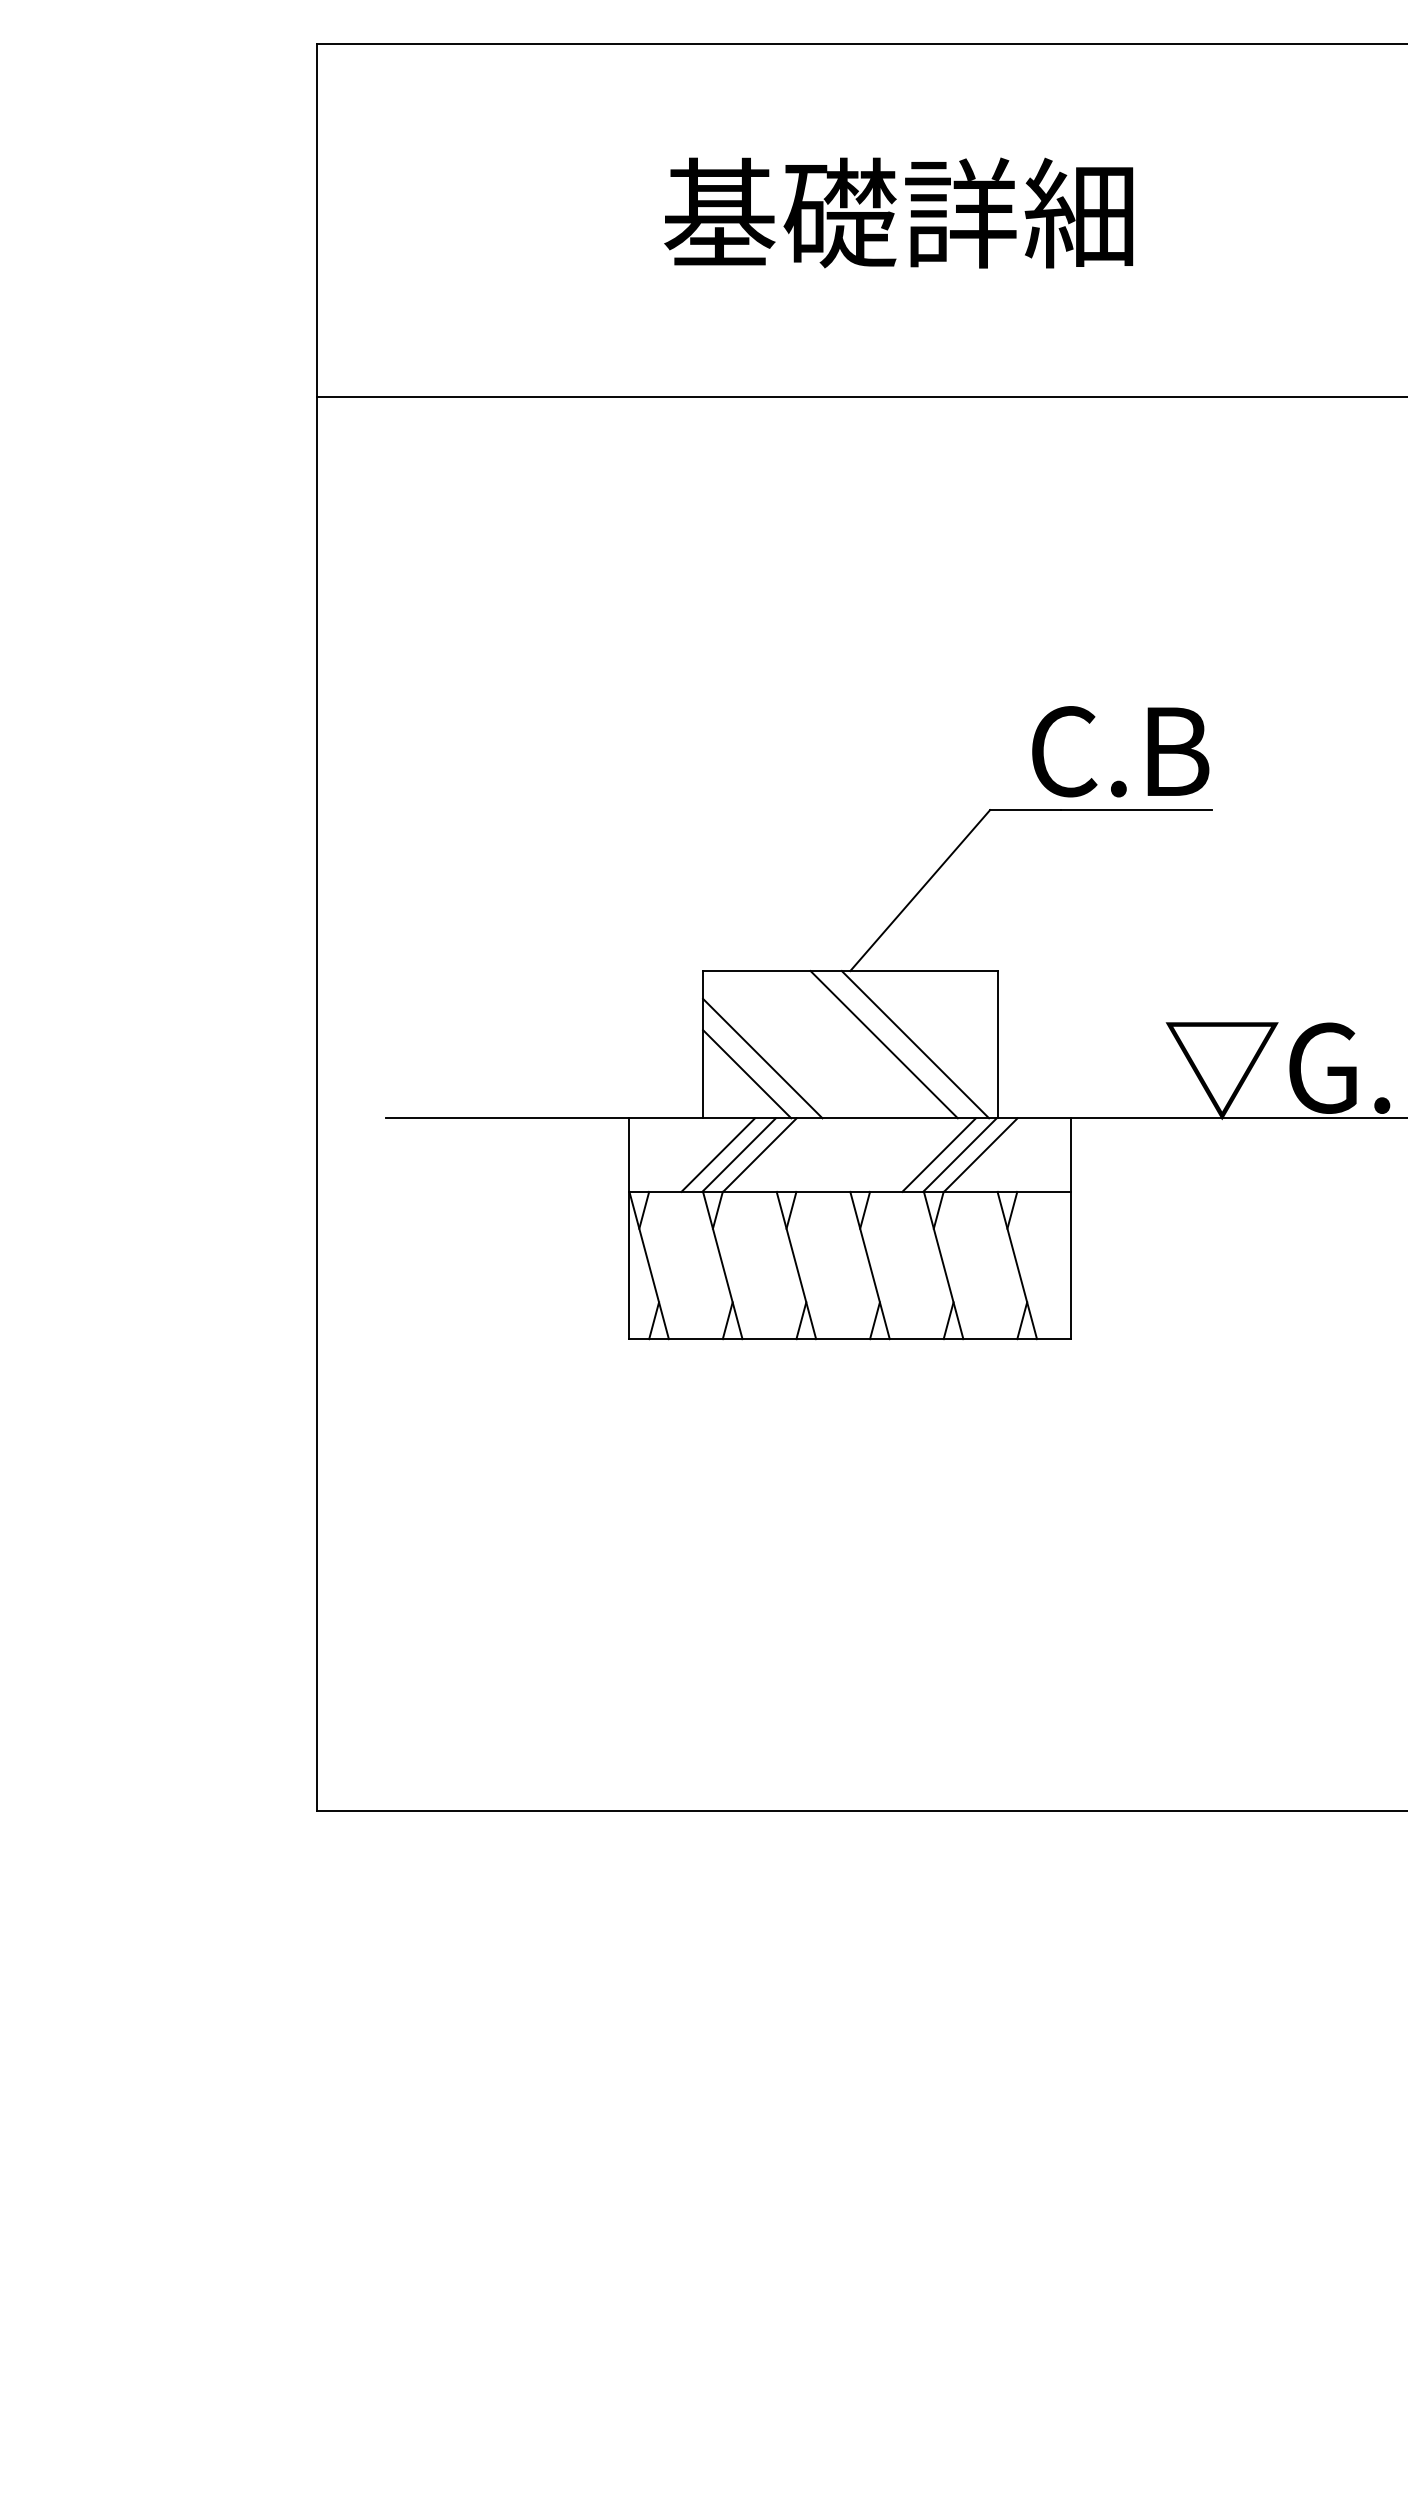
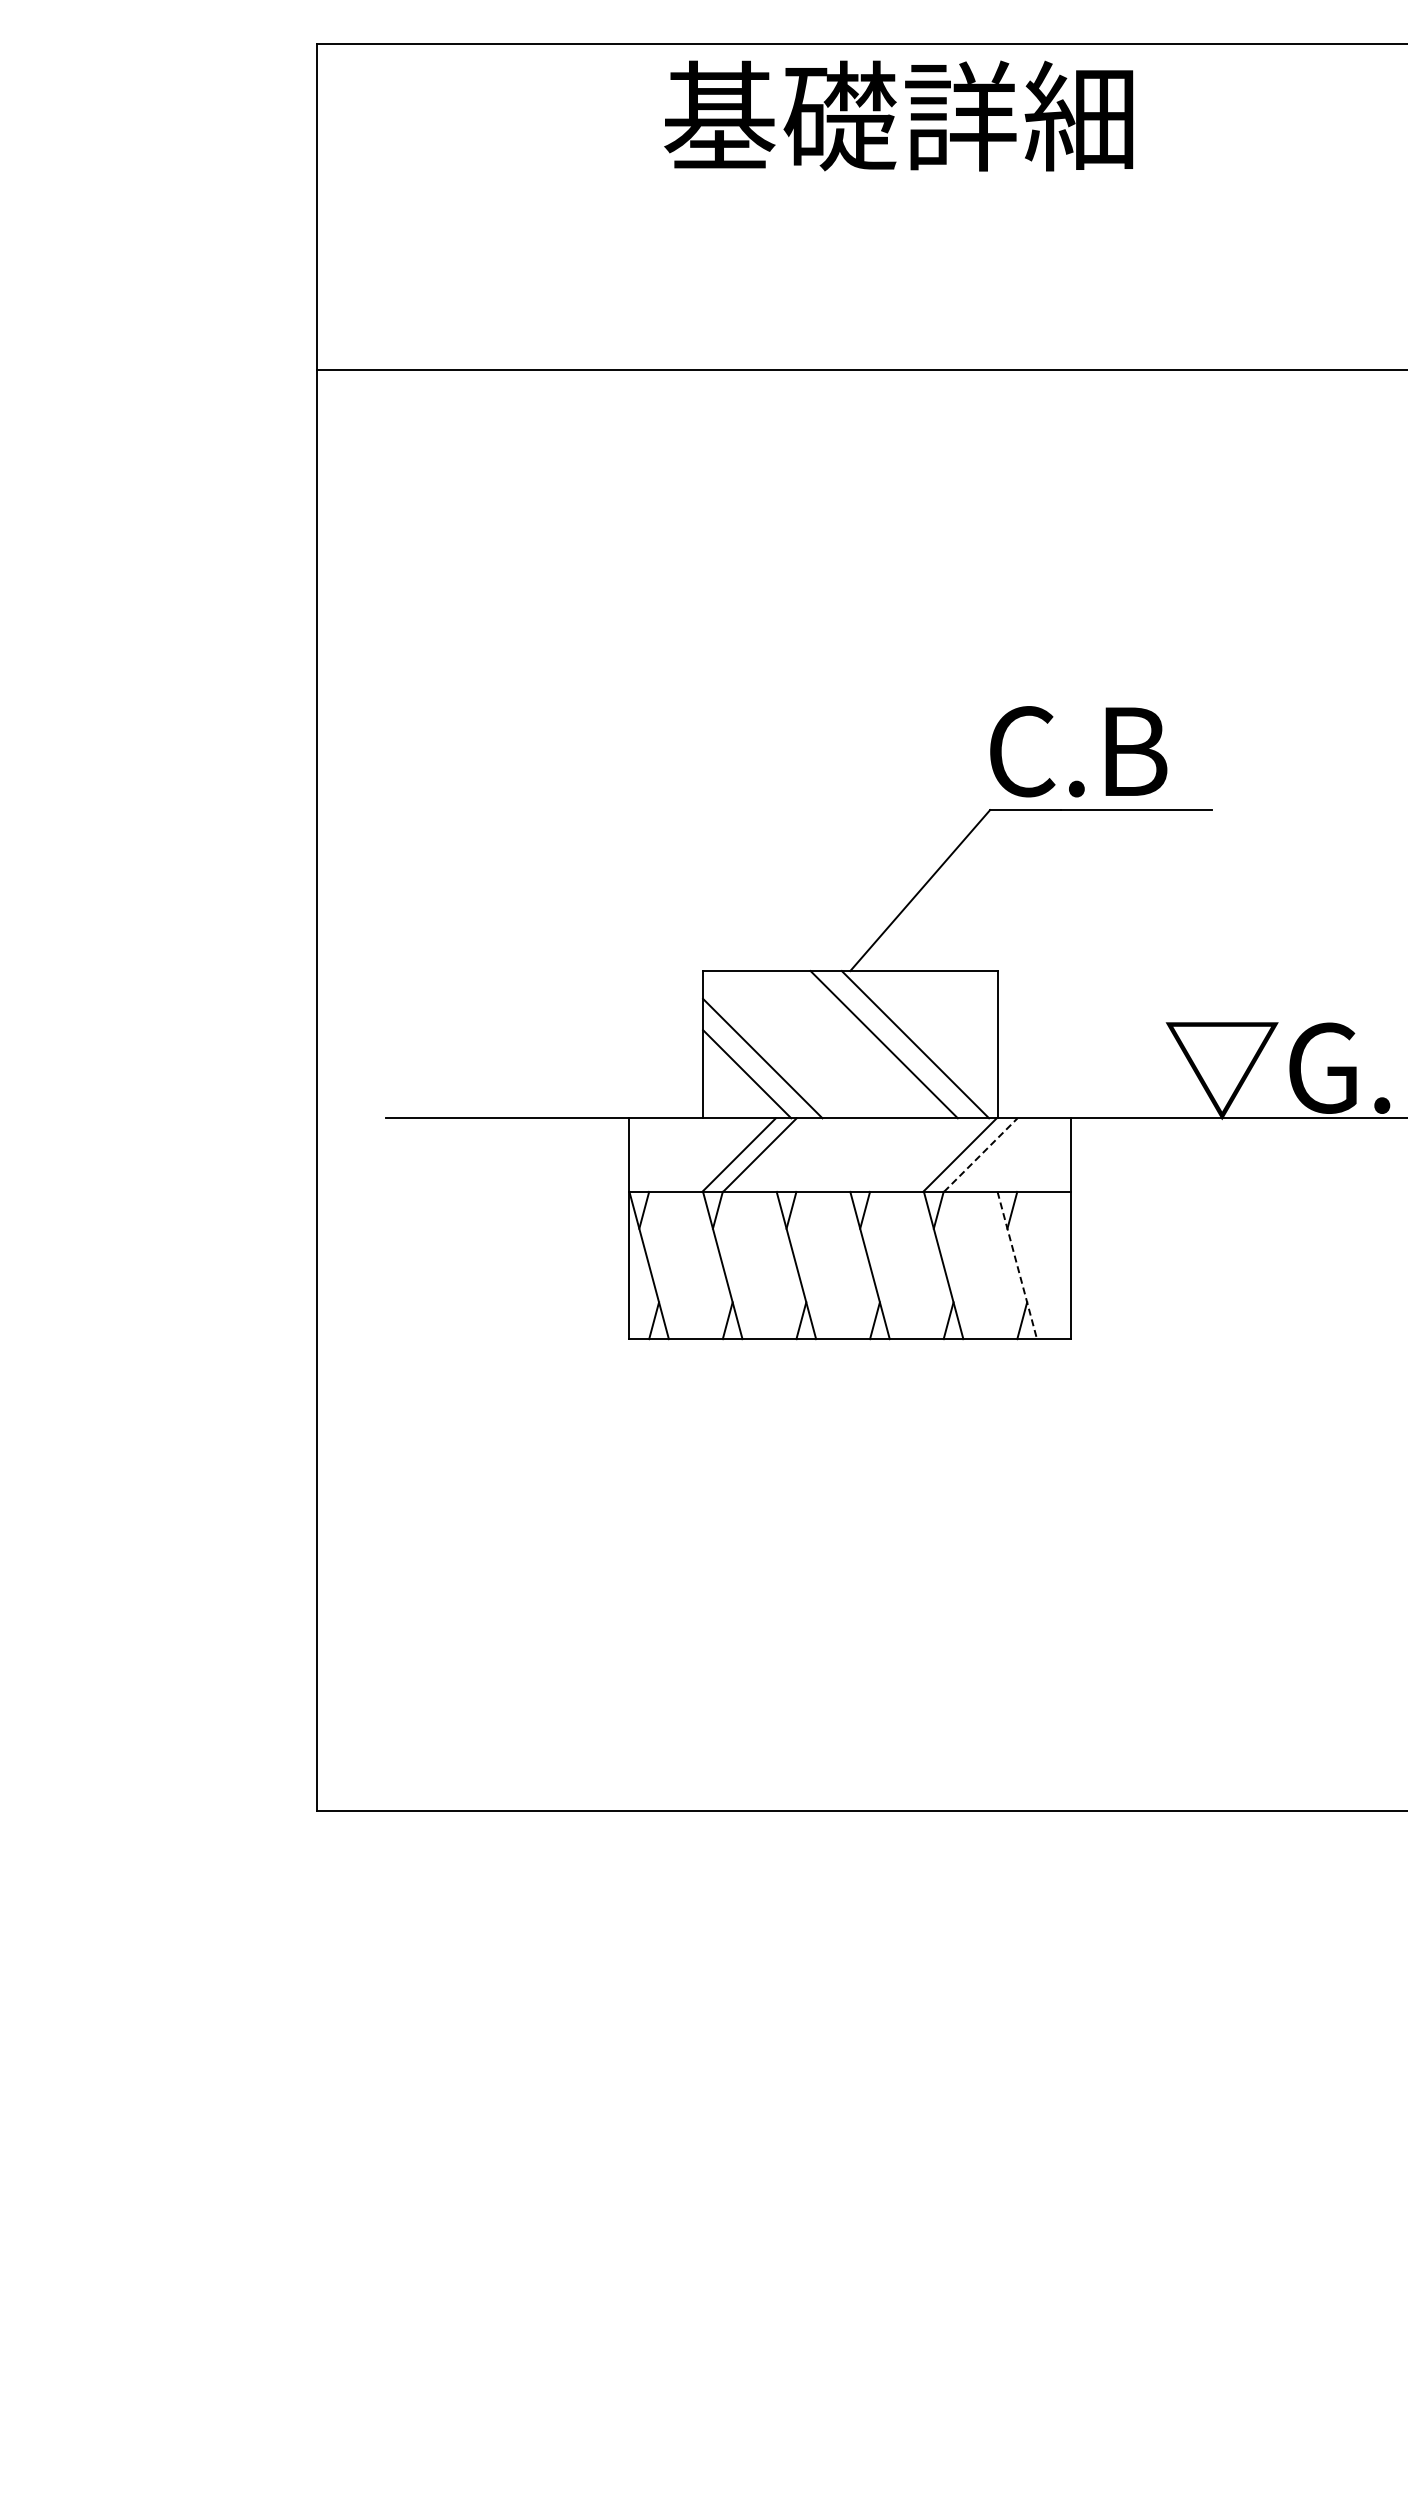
text position: (898, 212) -> (898, 115) (898, 115)
line position: (860, 397) -> (860, 370) (860, 370)
text position: (1120, 751) -> (1078, 751) (1078, 751)
line: present -> none (718, 1154)
line: present -> none (938, 1154)
line: solid -> dashed (981, 1154)
line: solid -> dashed (1017, 1266)
